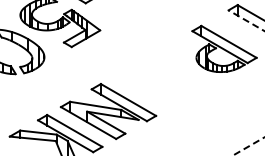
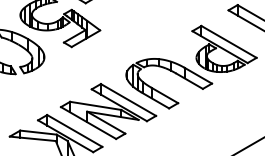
line: dashed -> solid (246, 20)
part: none -> present (175, 74)
line: dashed -> solid (248, 146)
